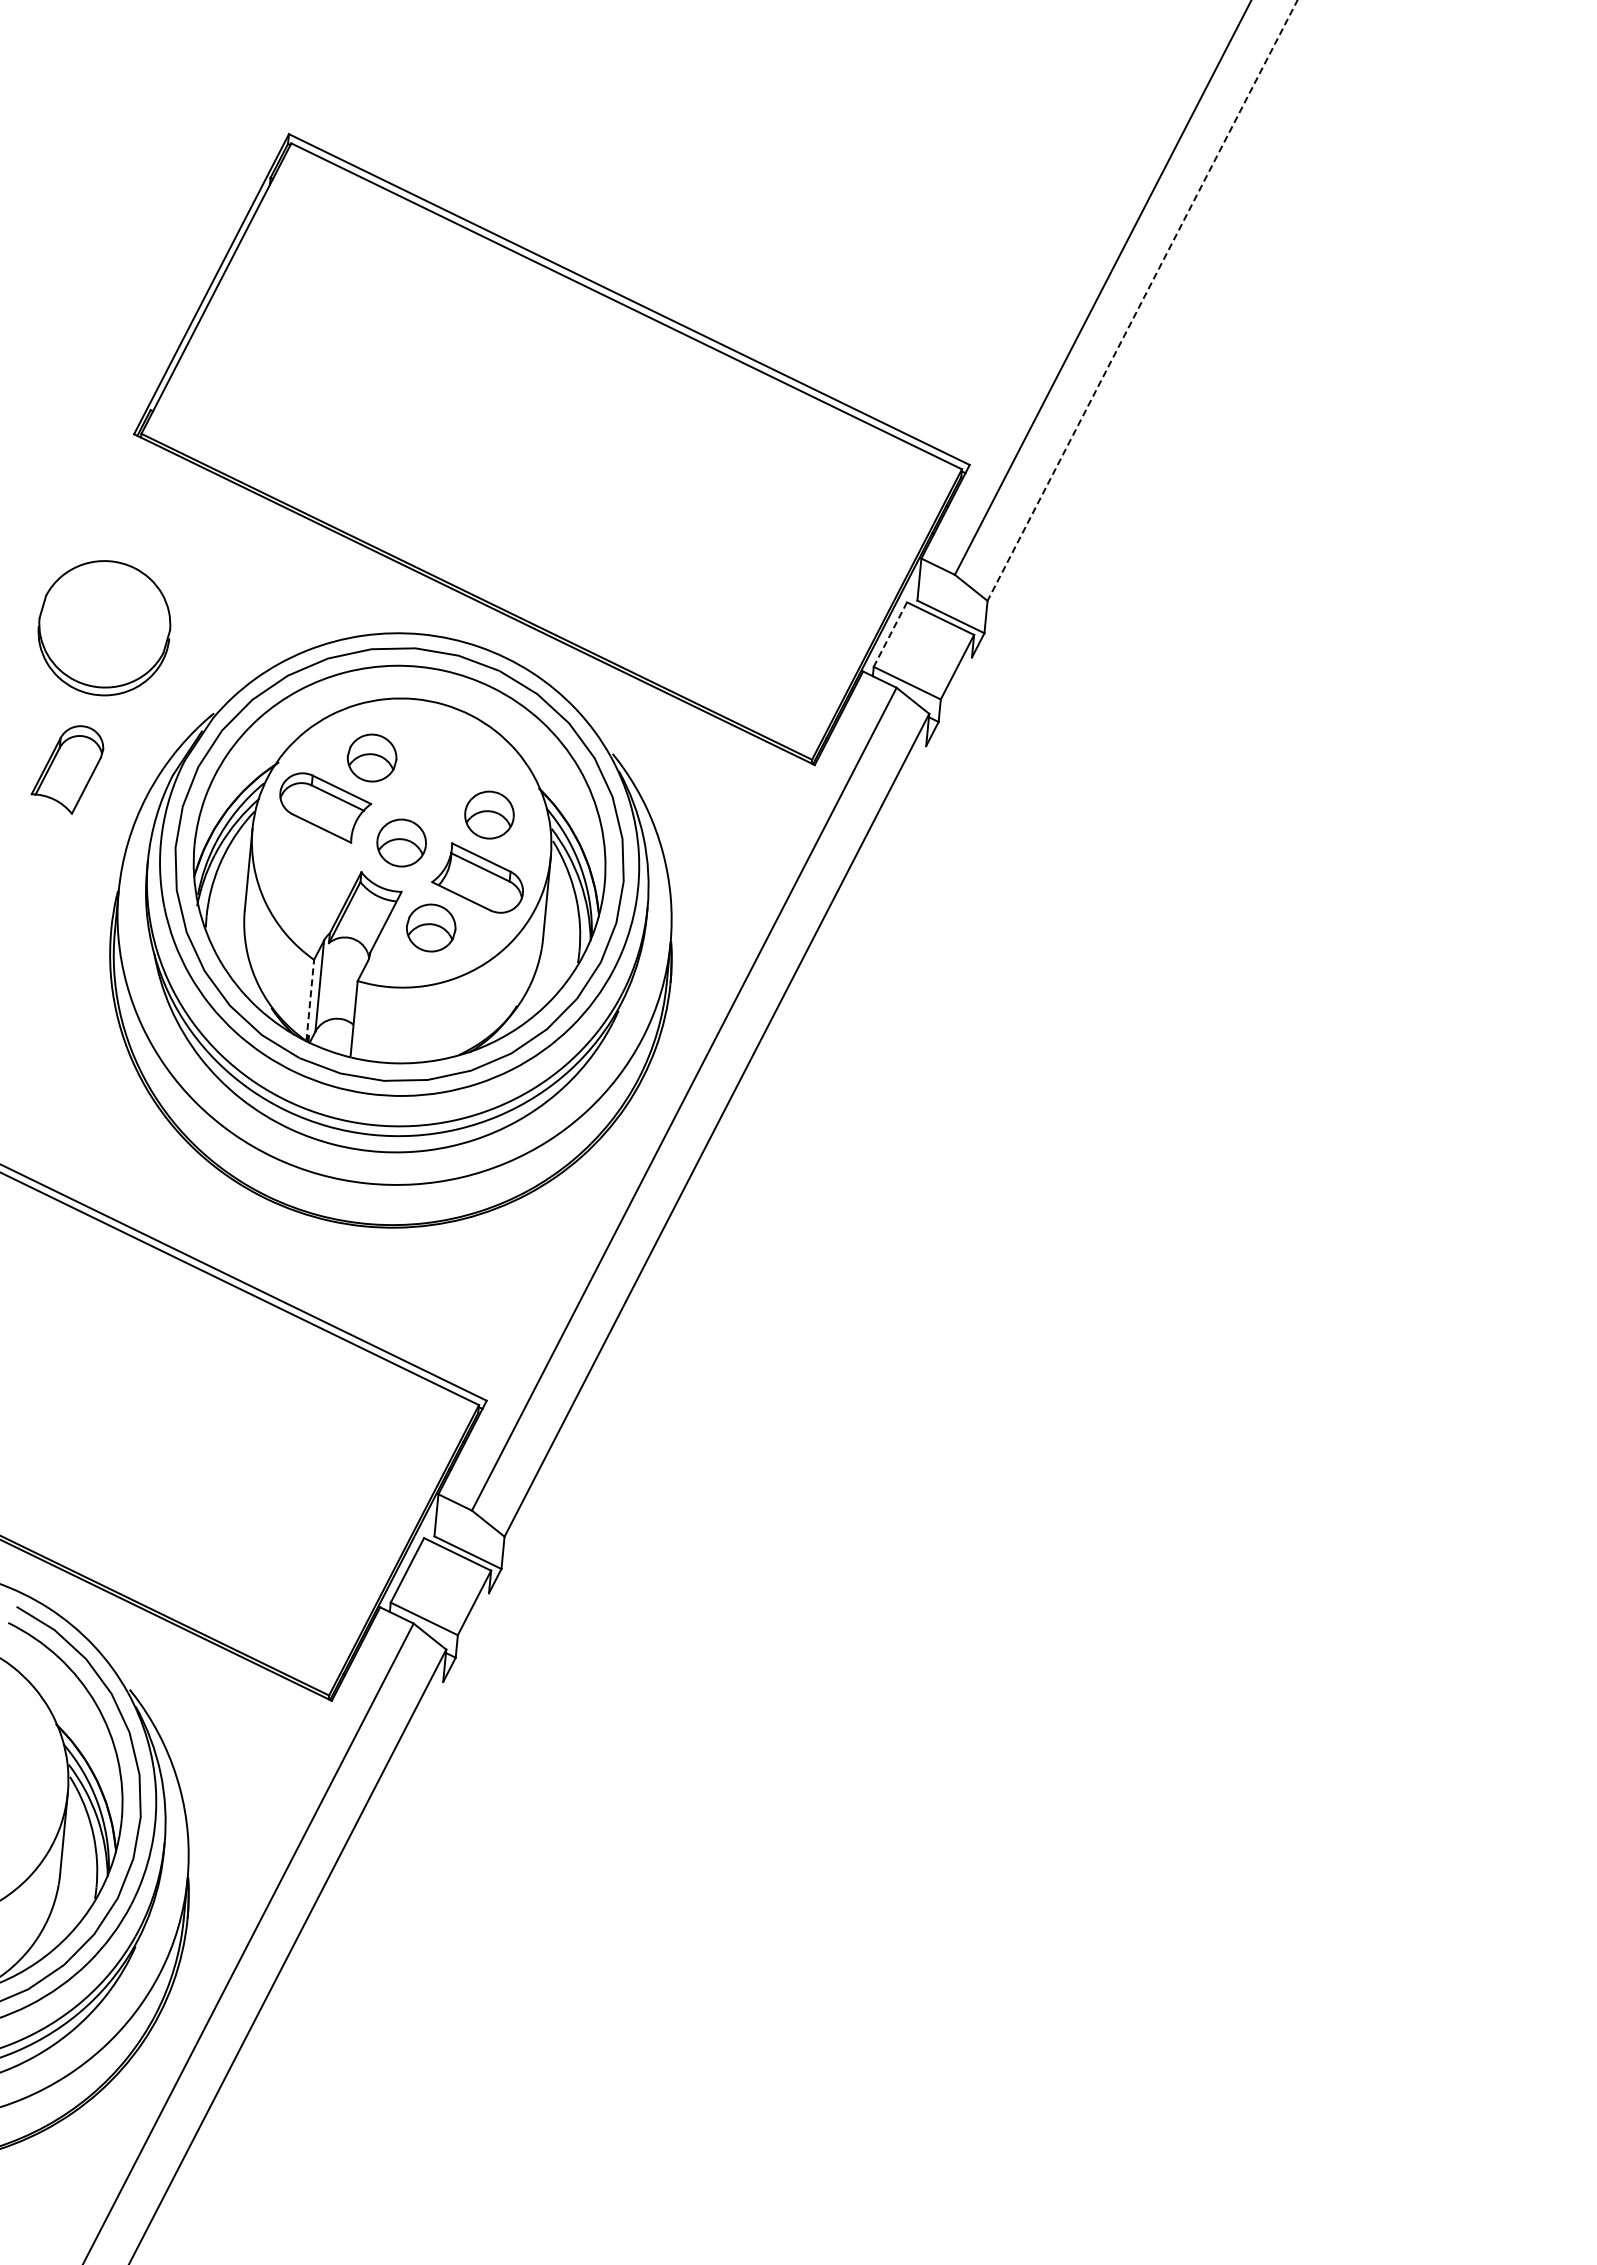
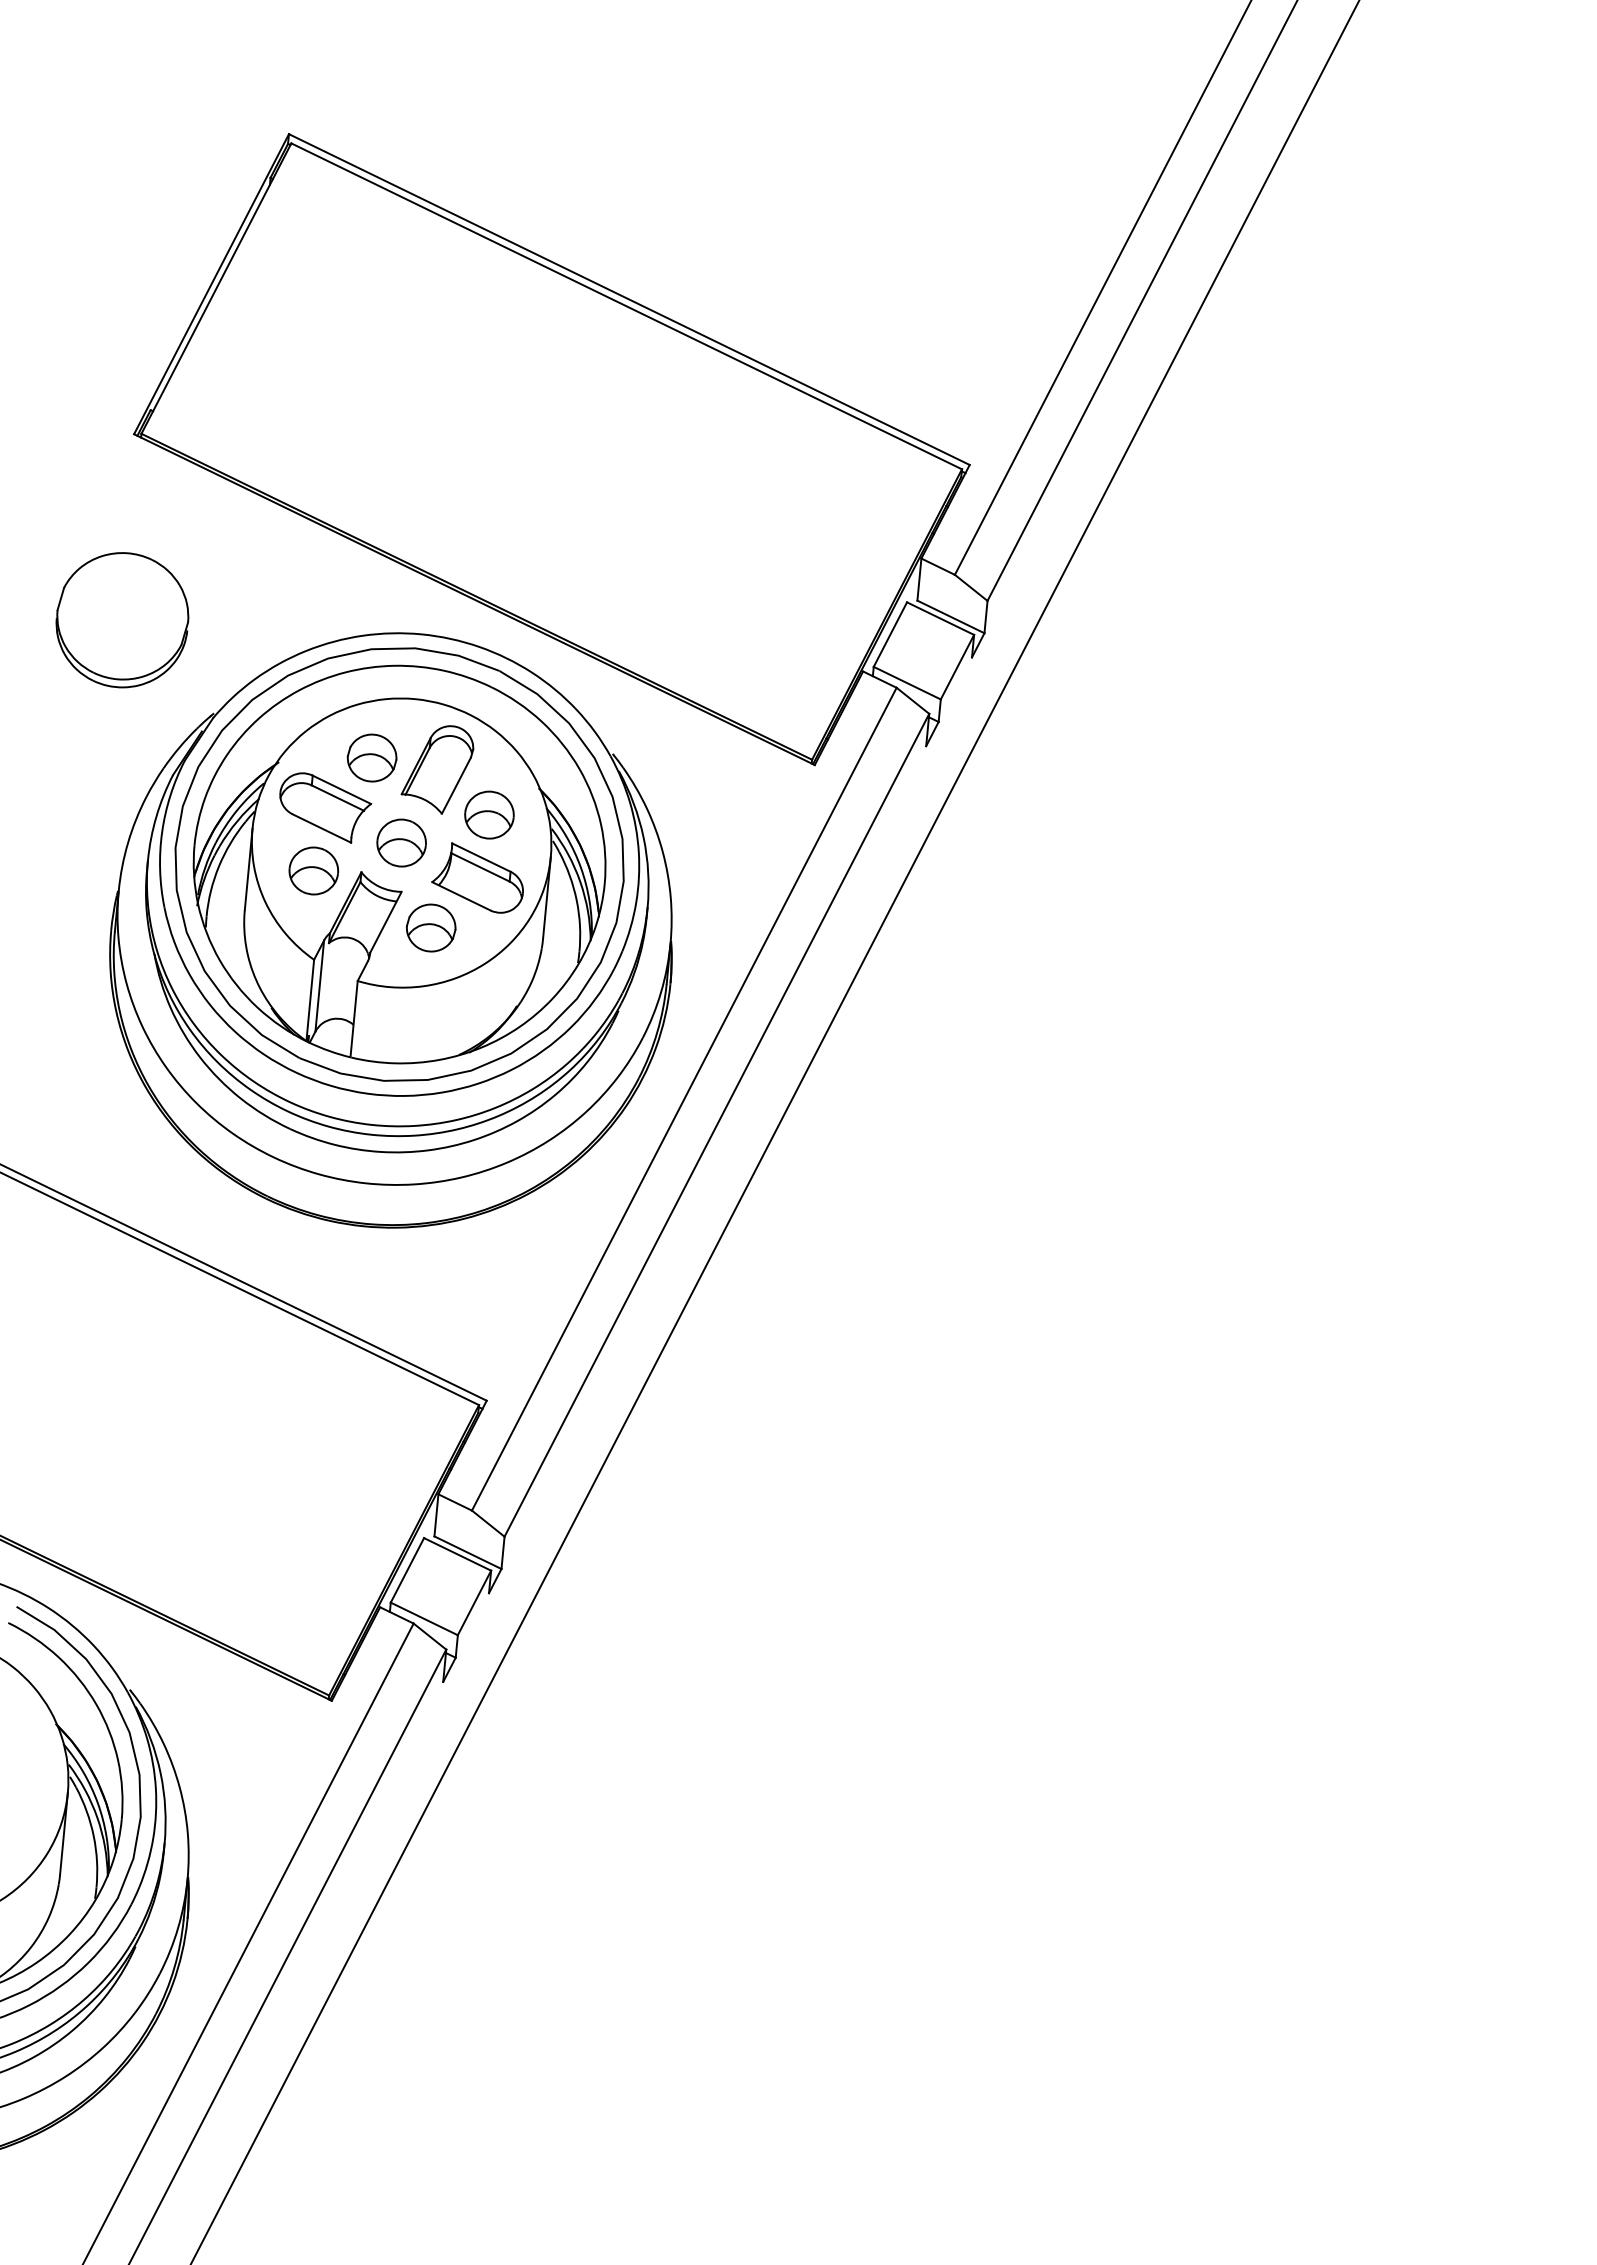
line: dashed -> solid (1142, 300)
part position: (104, 628) -> (122, 620) (122, 620)
line: dashed -> solid (890, 635)
part position: (67, 769) -> (437, 769) (437, 769)
part: none -> present (313, 870)
line: dashed -> solid (310, 1000)
line: none -> present (775, 1131)
